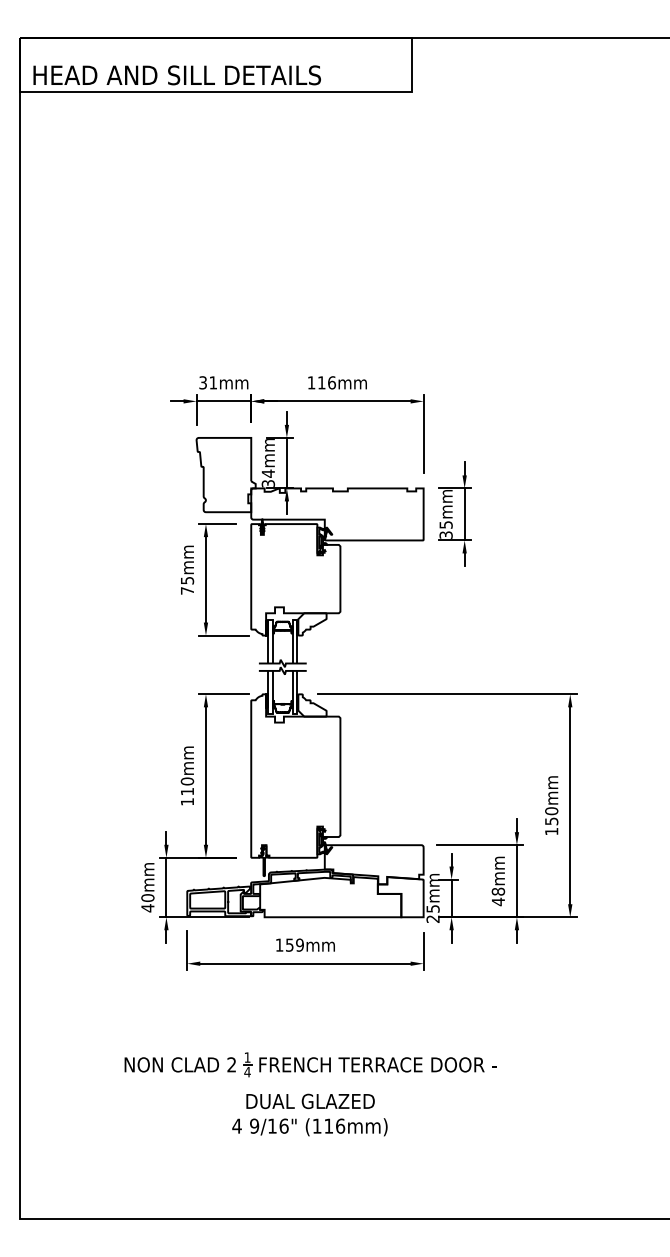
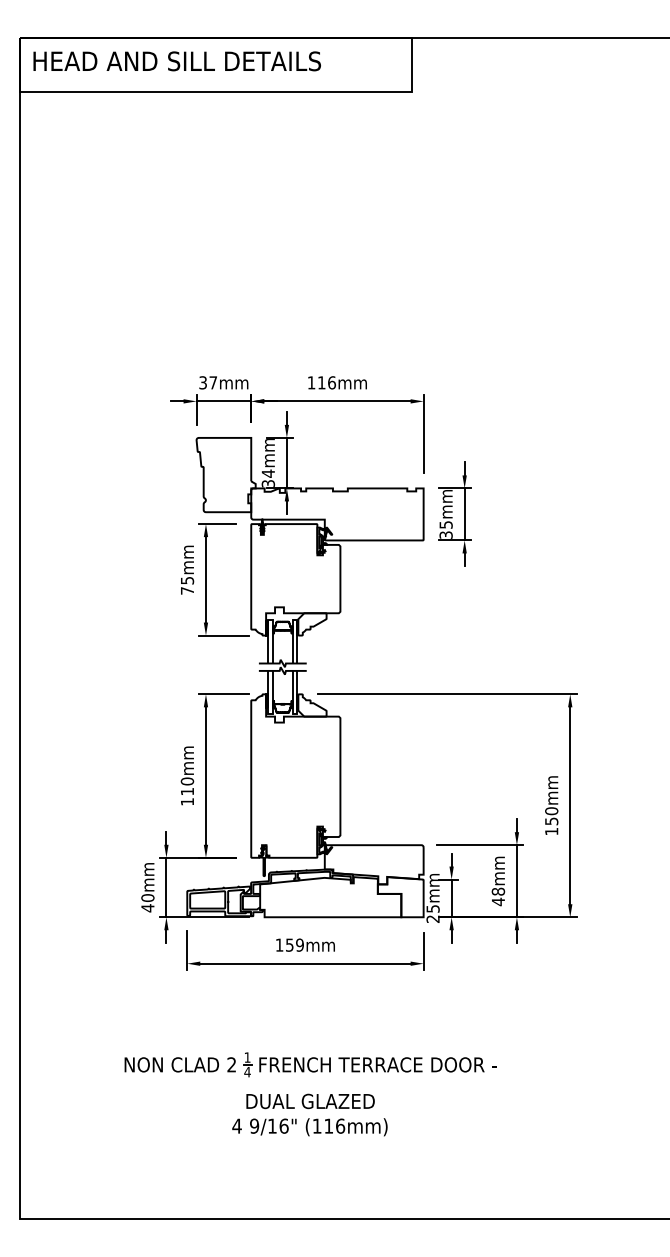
text position: (176, 75) -> (176, 61) (176, 61)
text: 31mm -> 37mm (212, 382)
